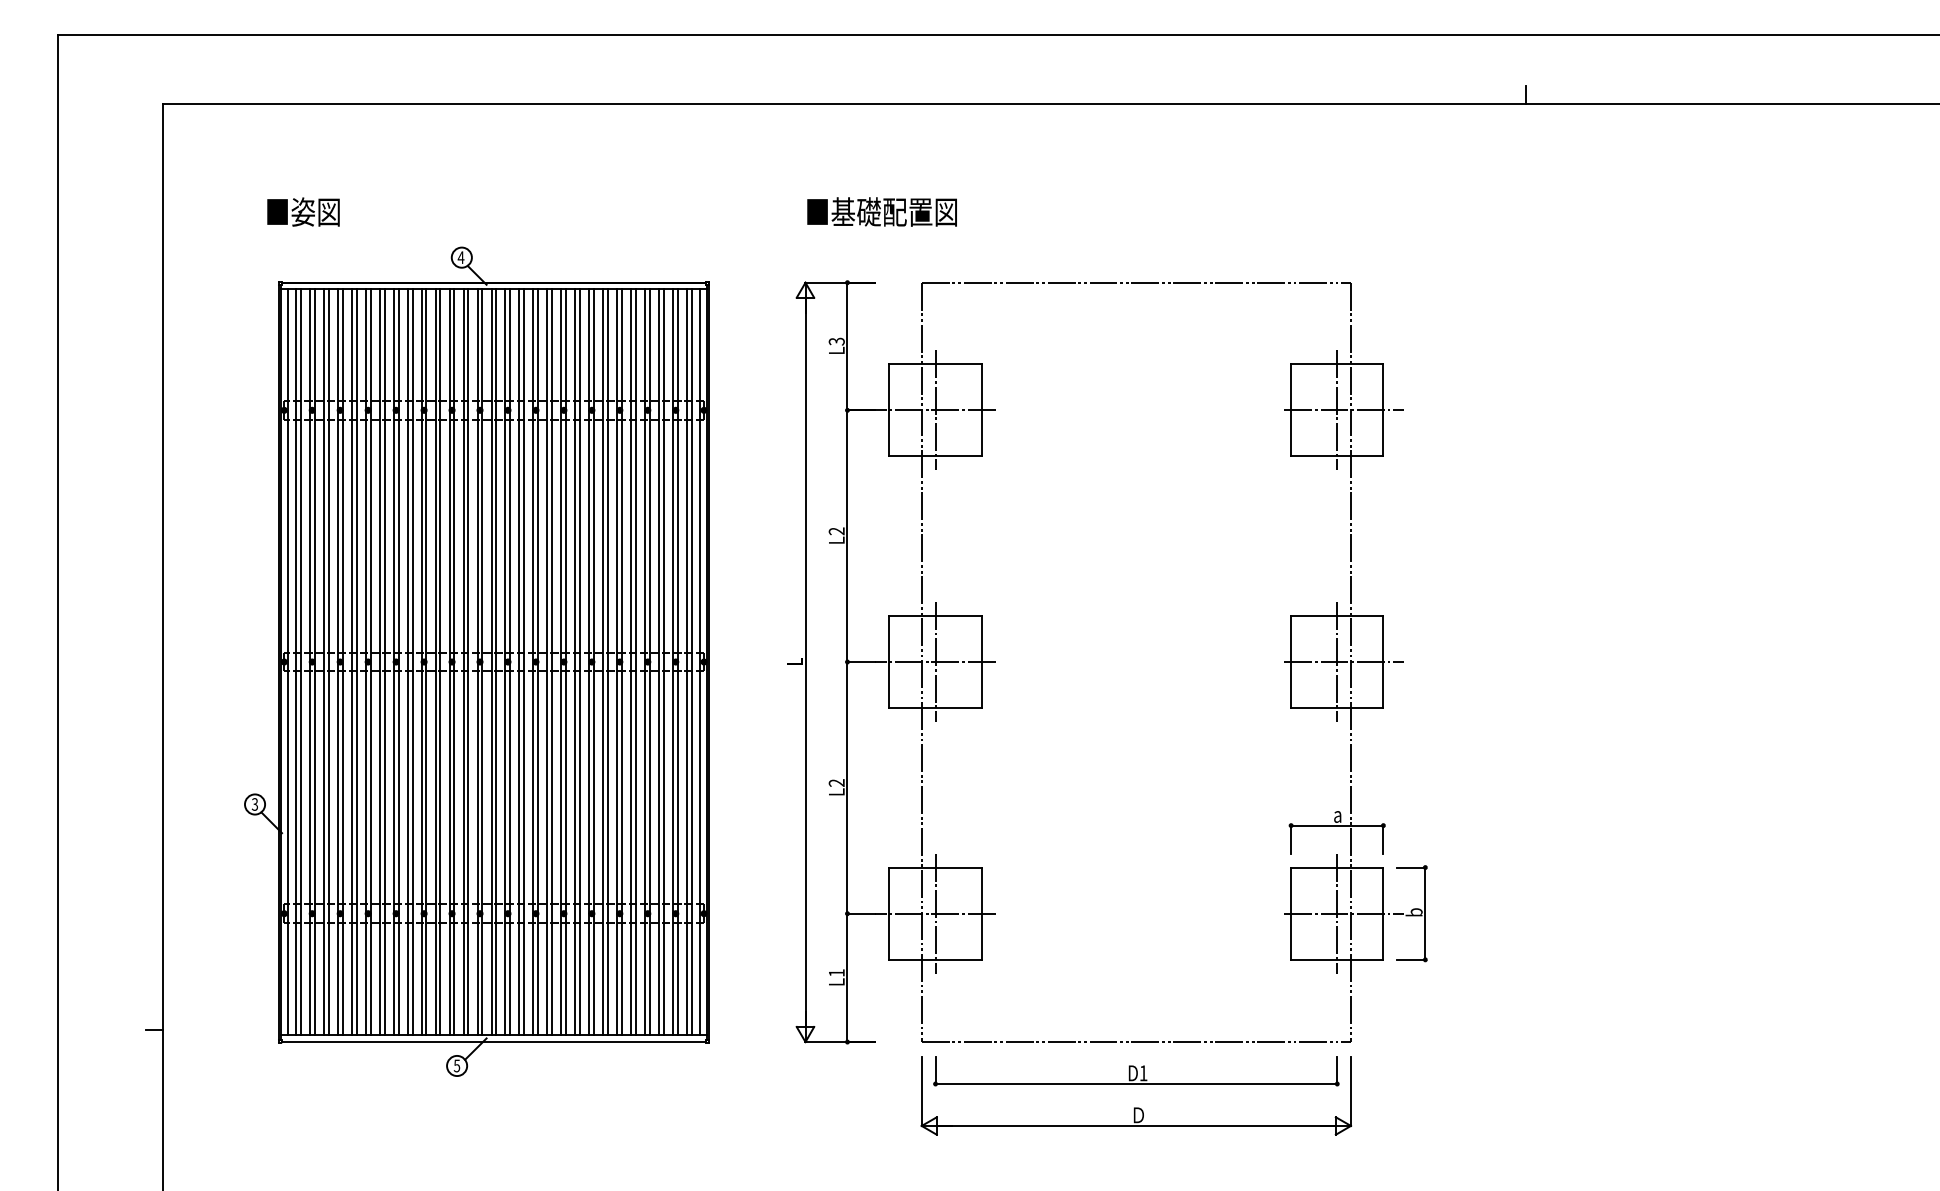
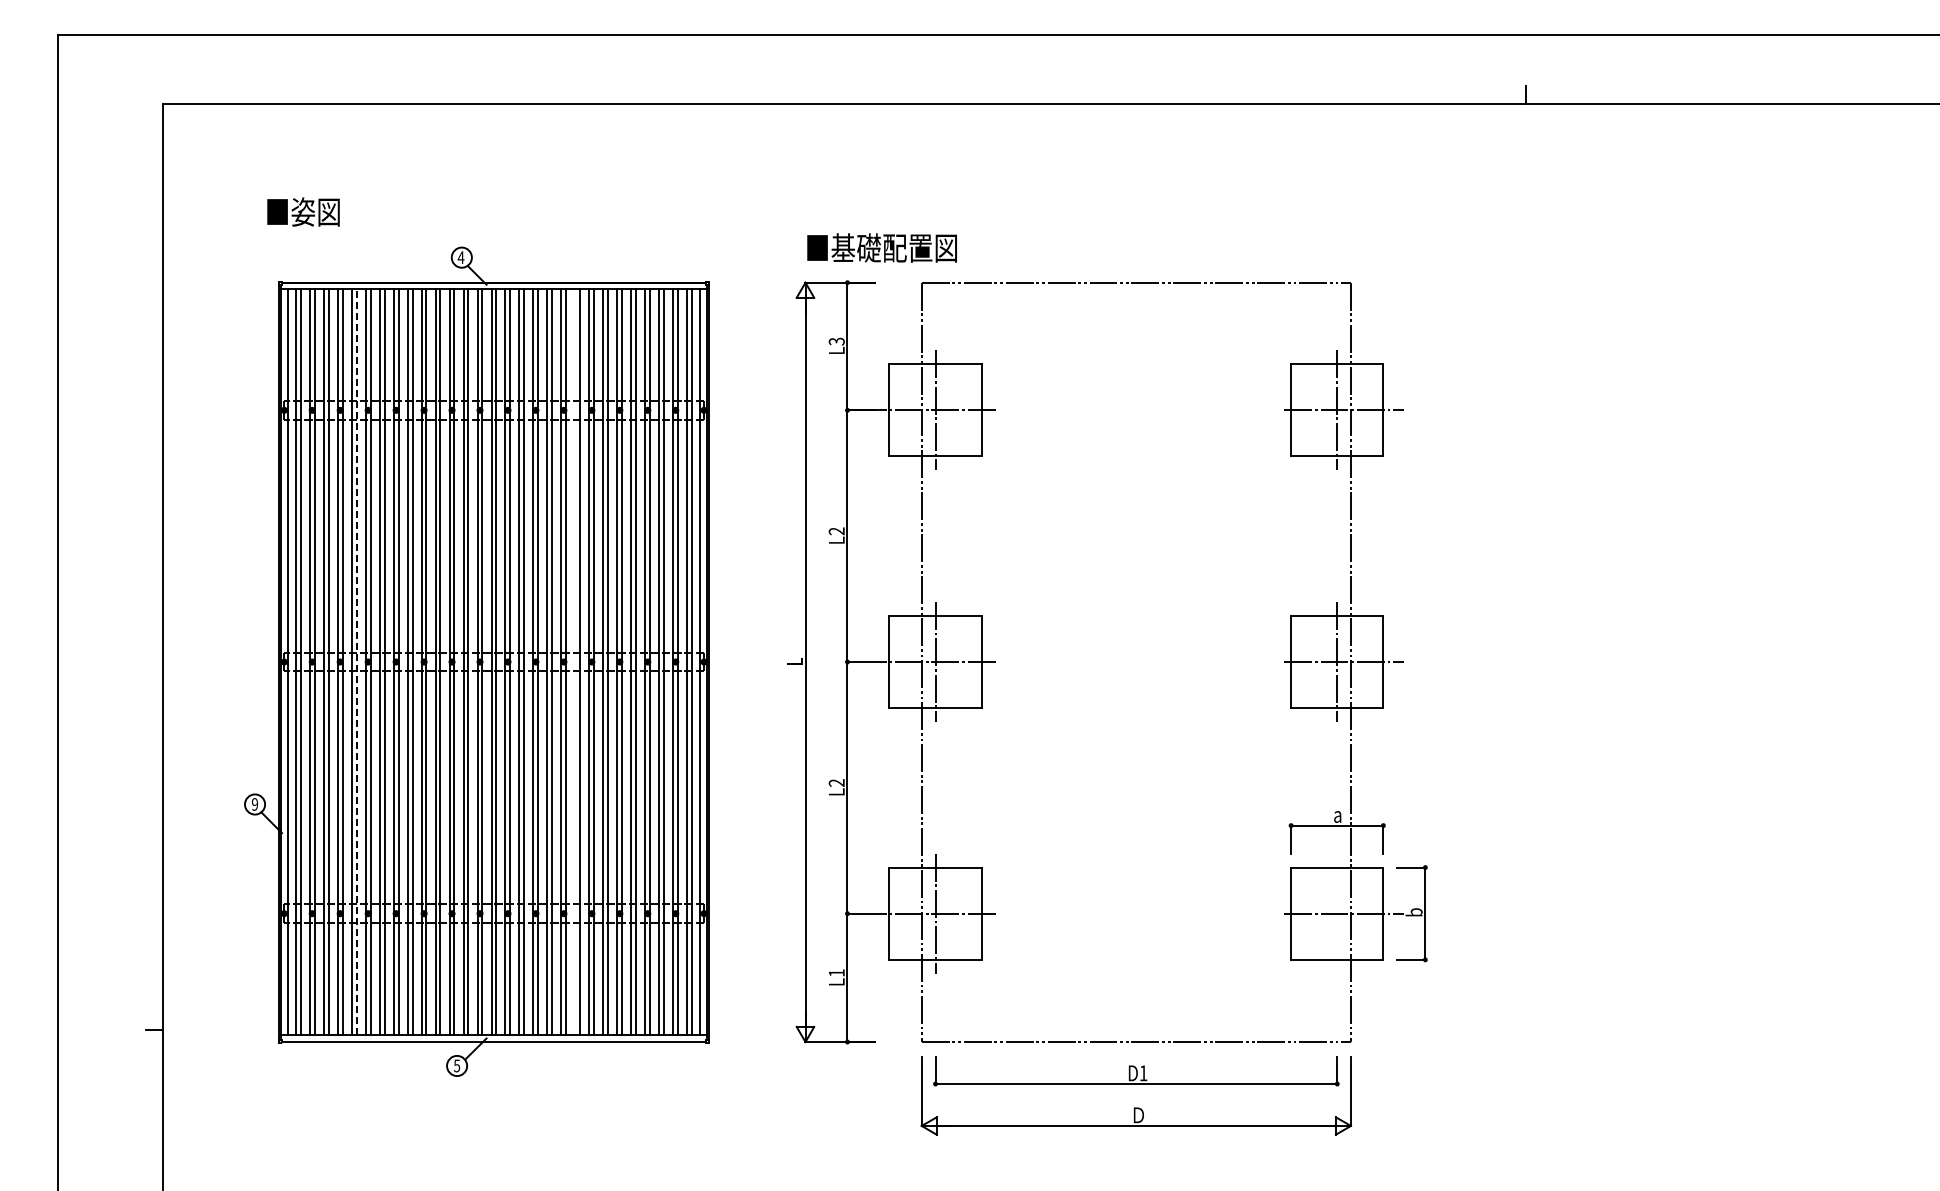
text position: (881, 211) -> (881, 247) (881, 247)
line: solid -> dashed (356, 661)
line: present -> none (575, 661)
text: 3 -> 9 (254, 804)
line: present -> none (1337, 913)
